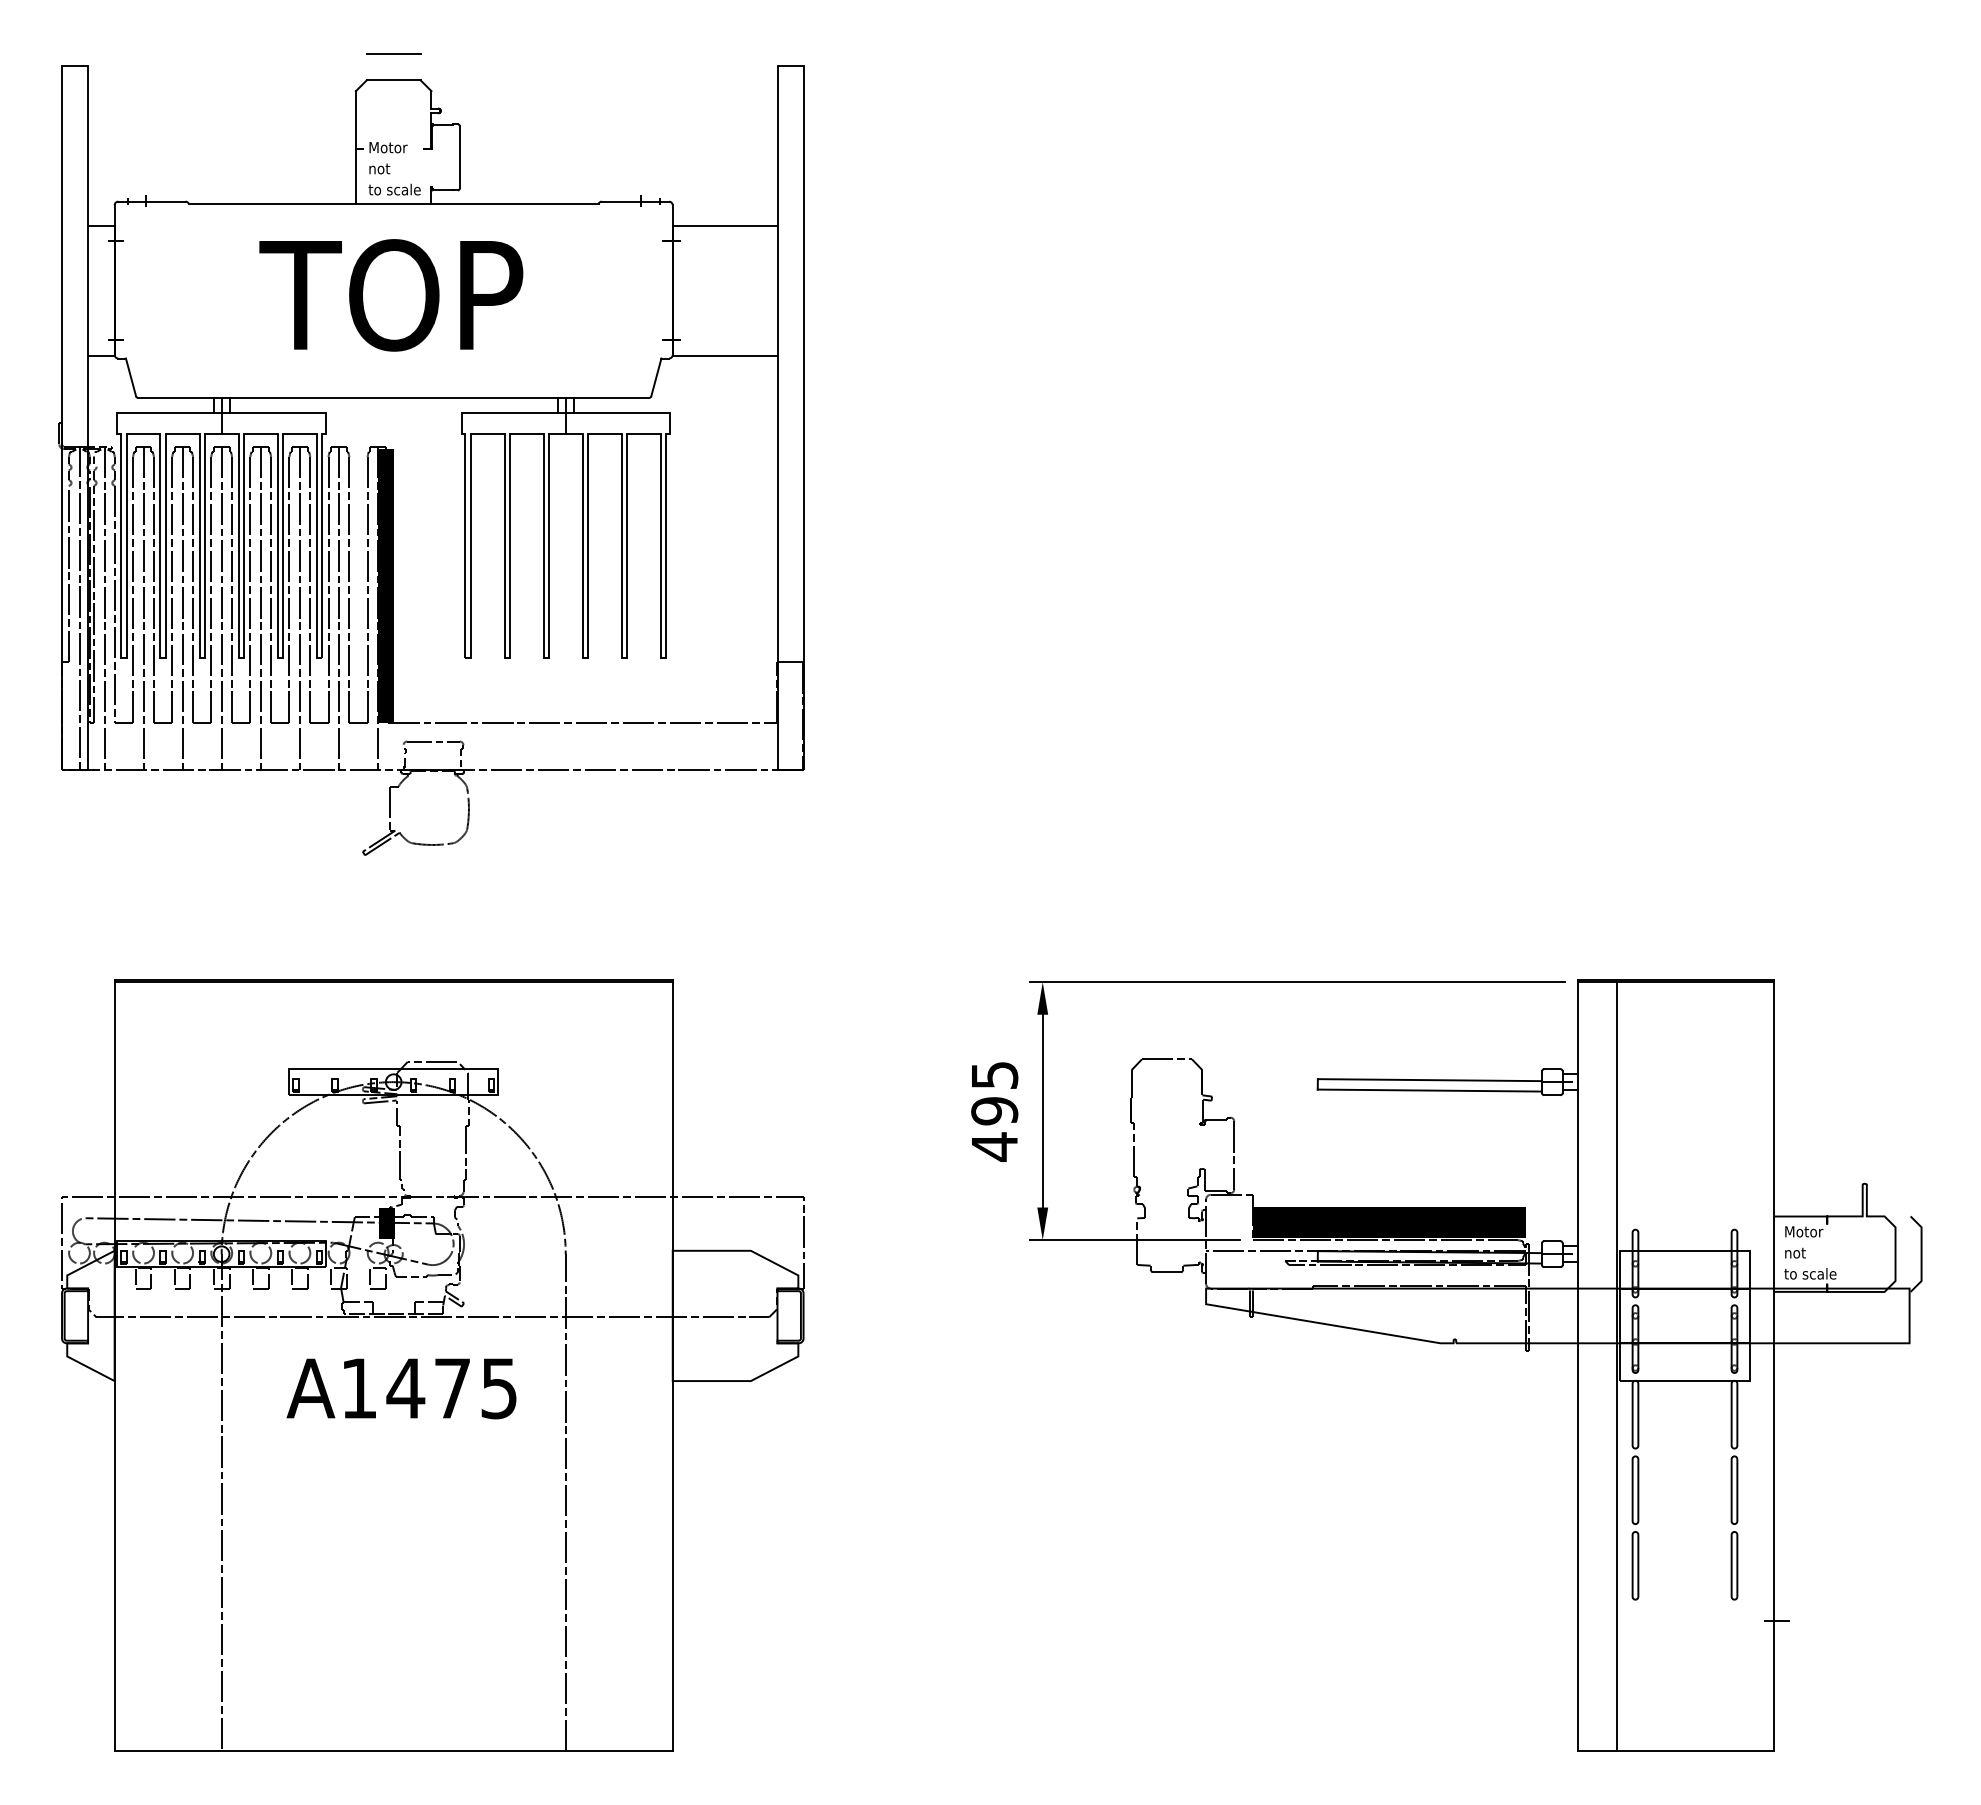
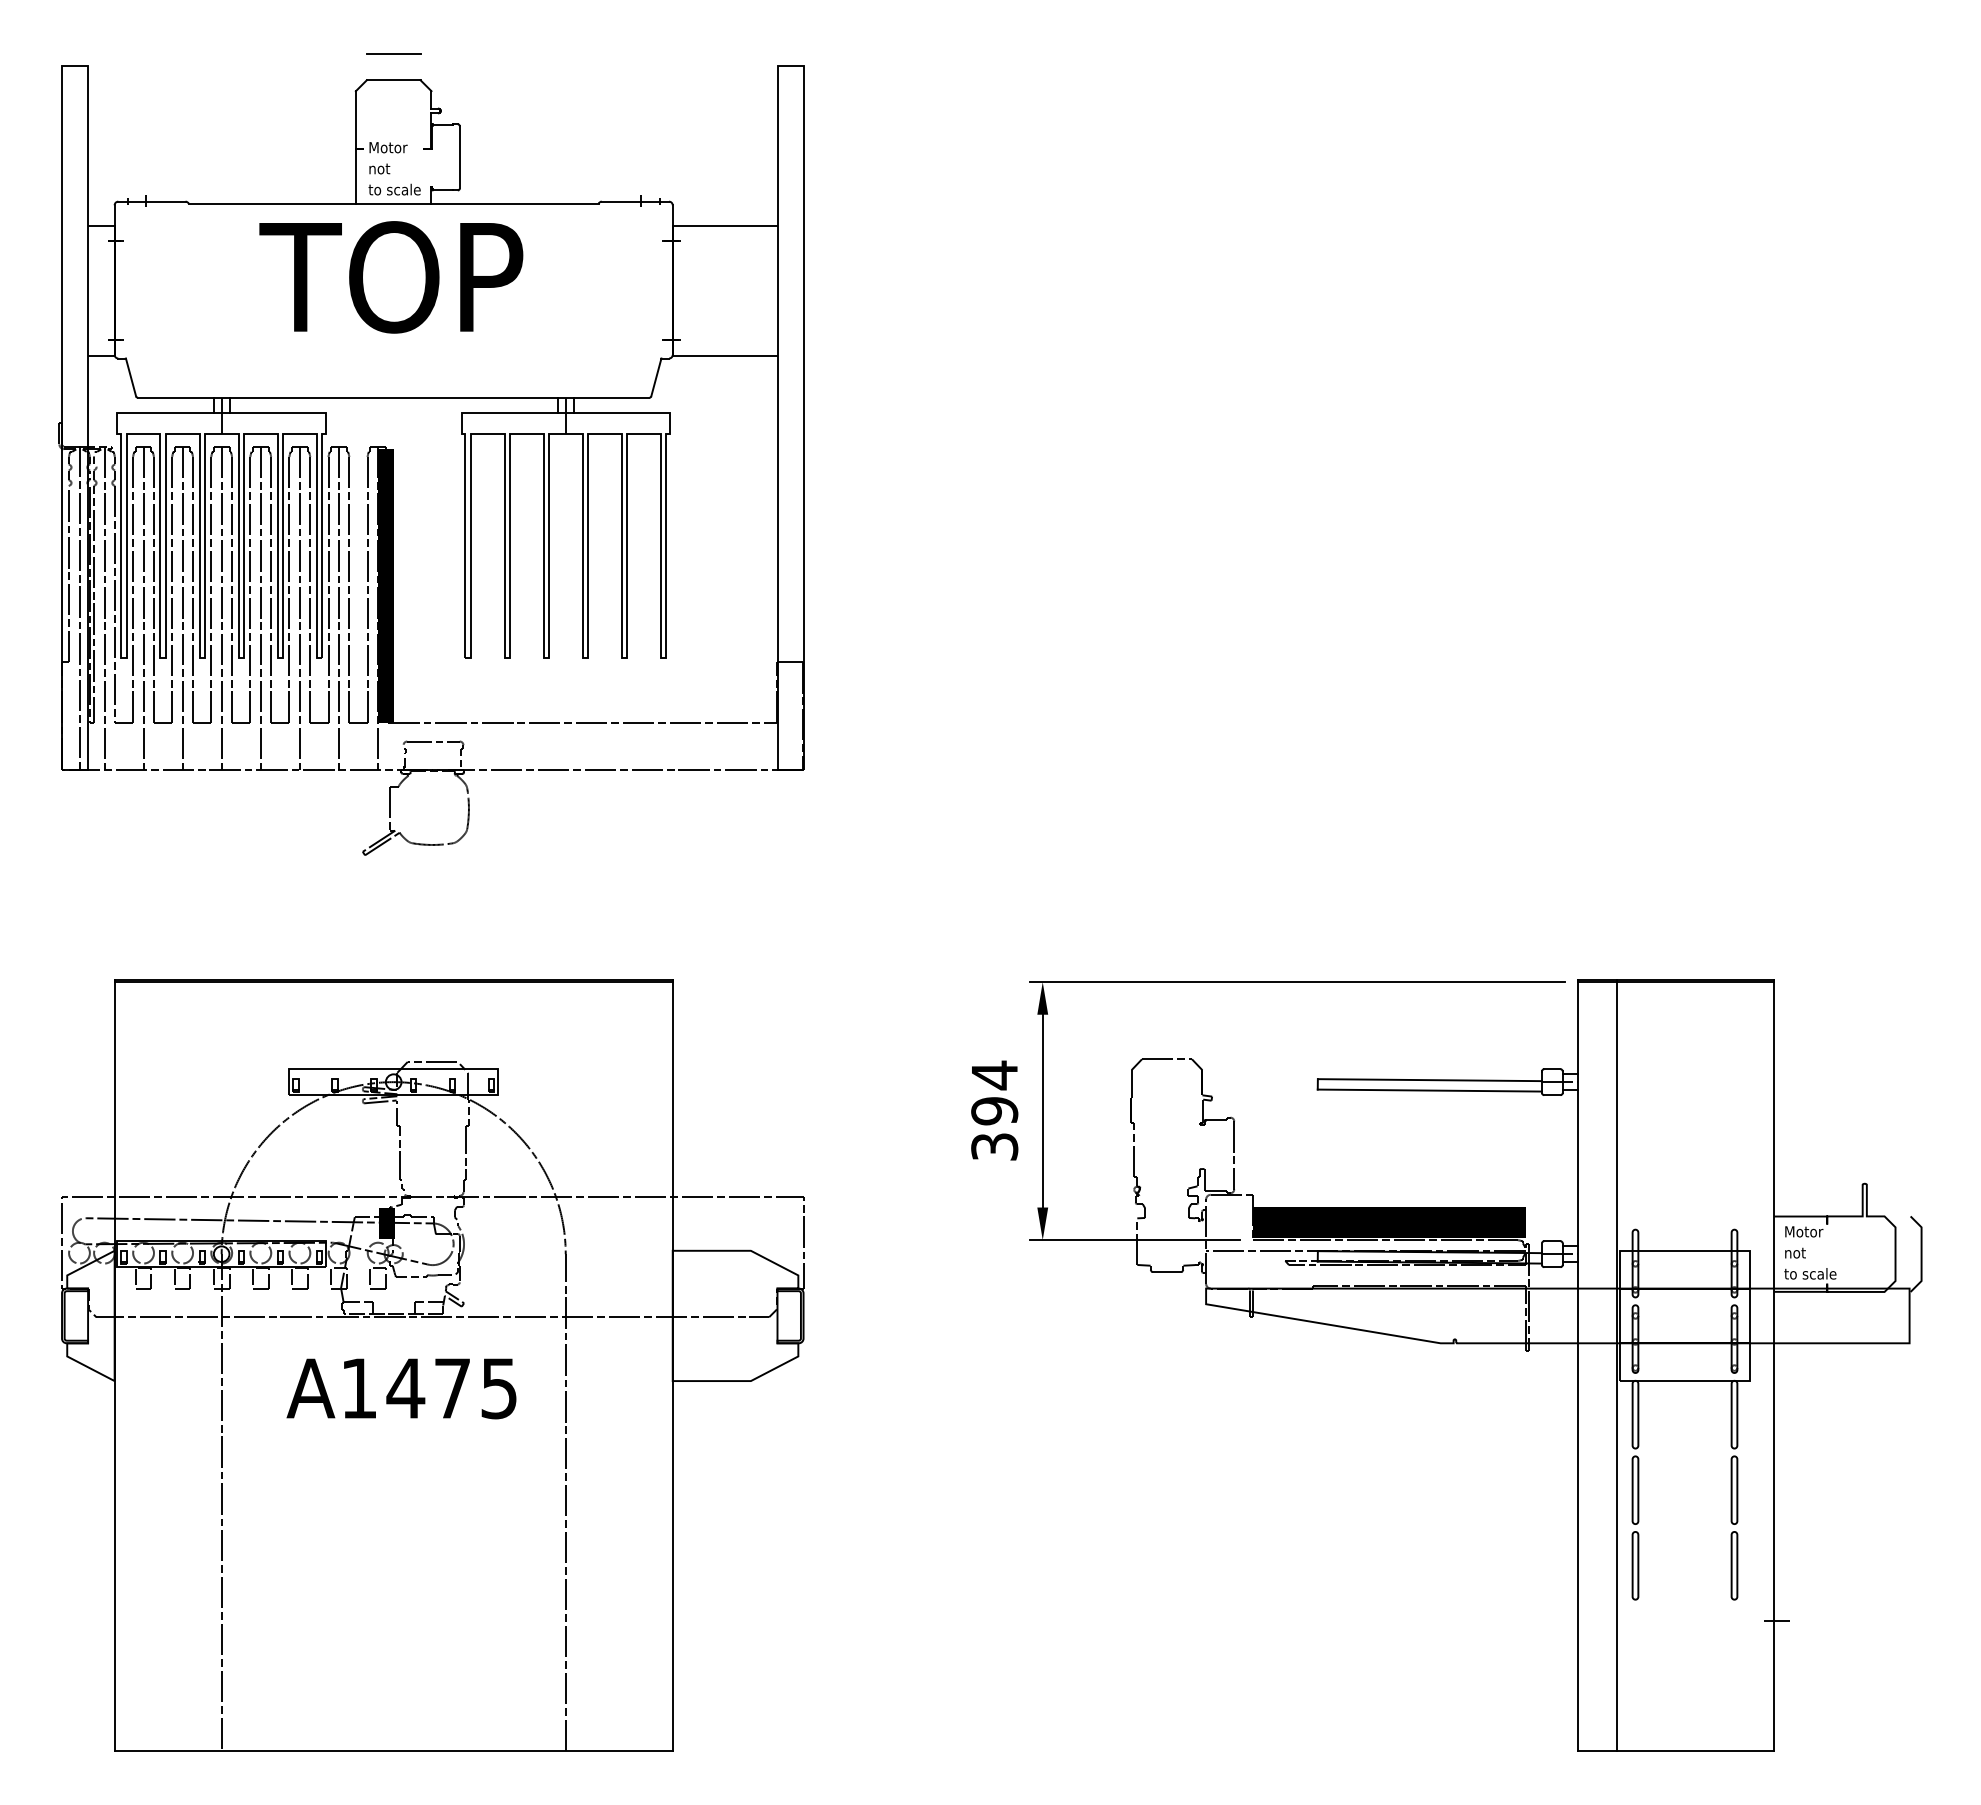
text position: (391, 295) -> (391, 277) (391, 277)
text: 495 -> 394 (994, 1110)
